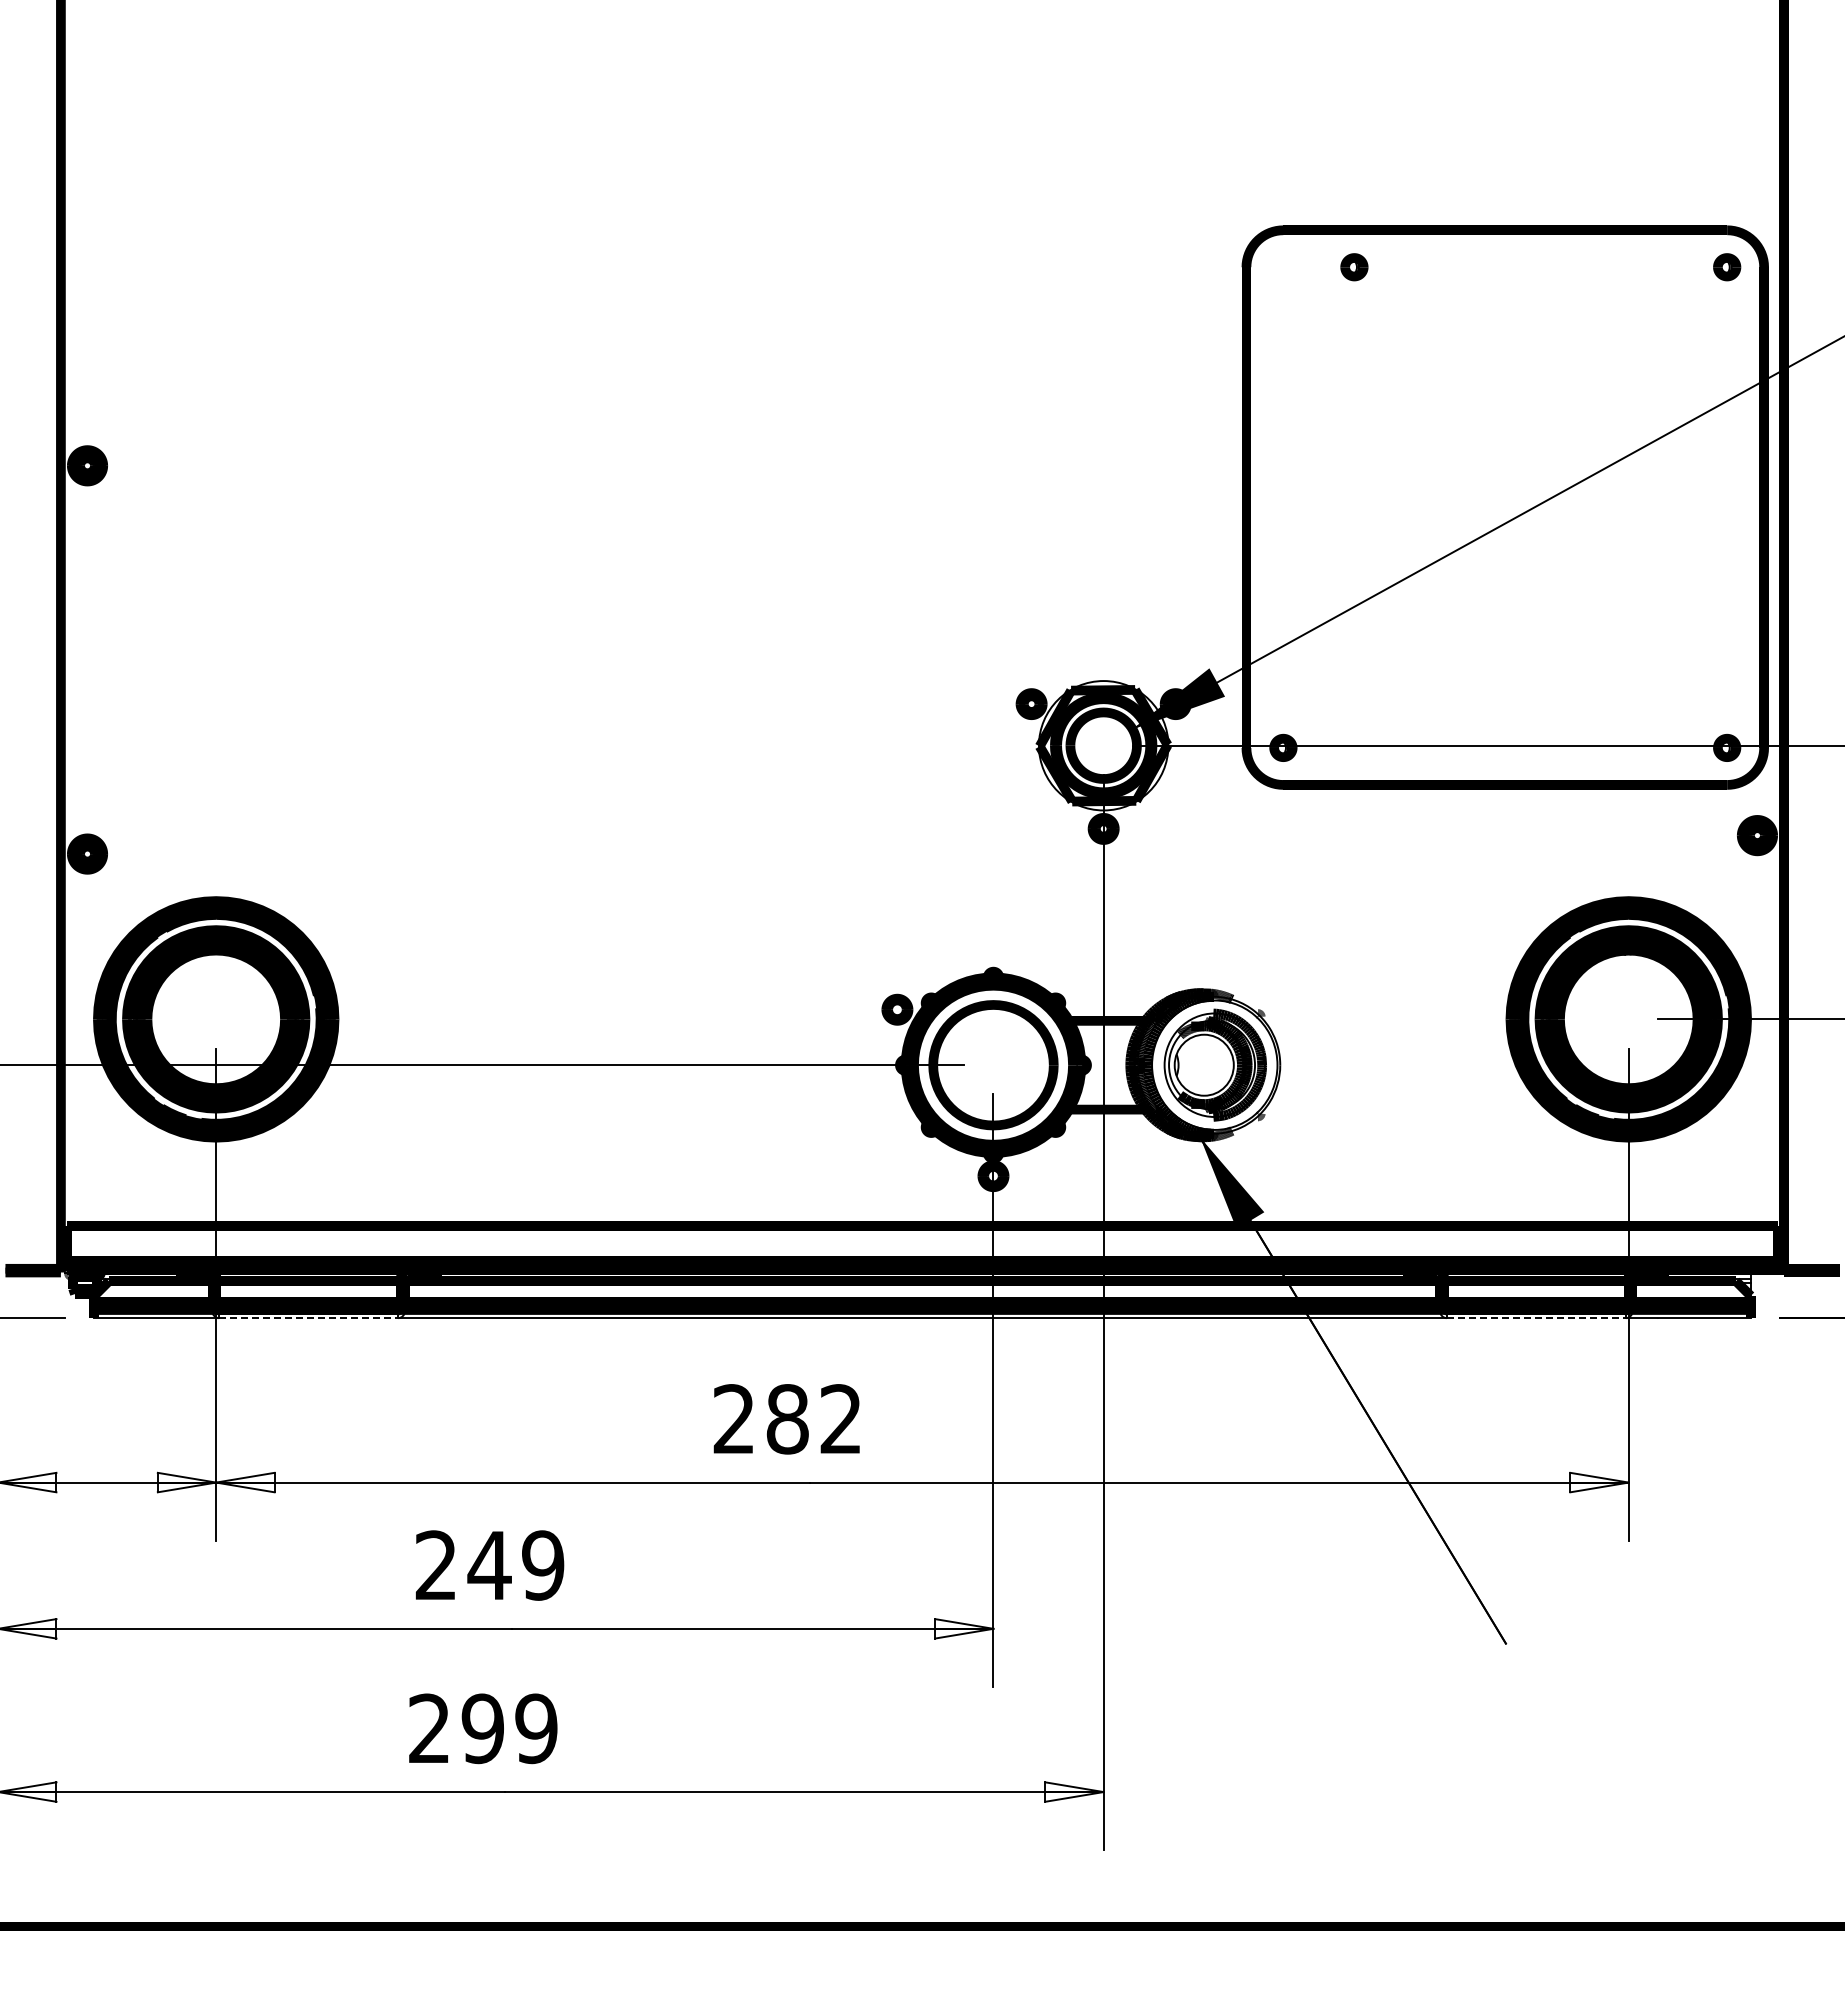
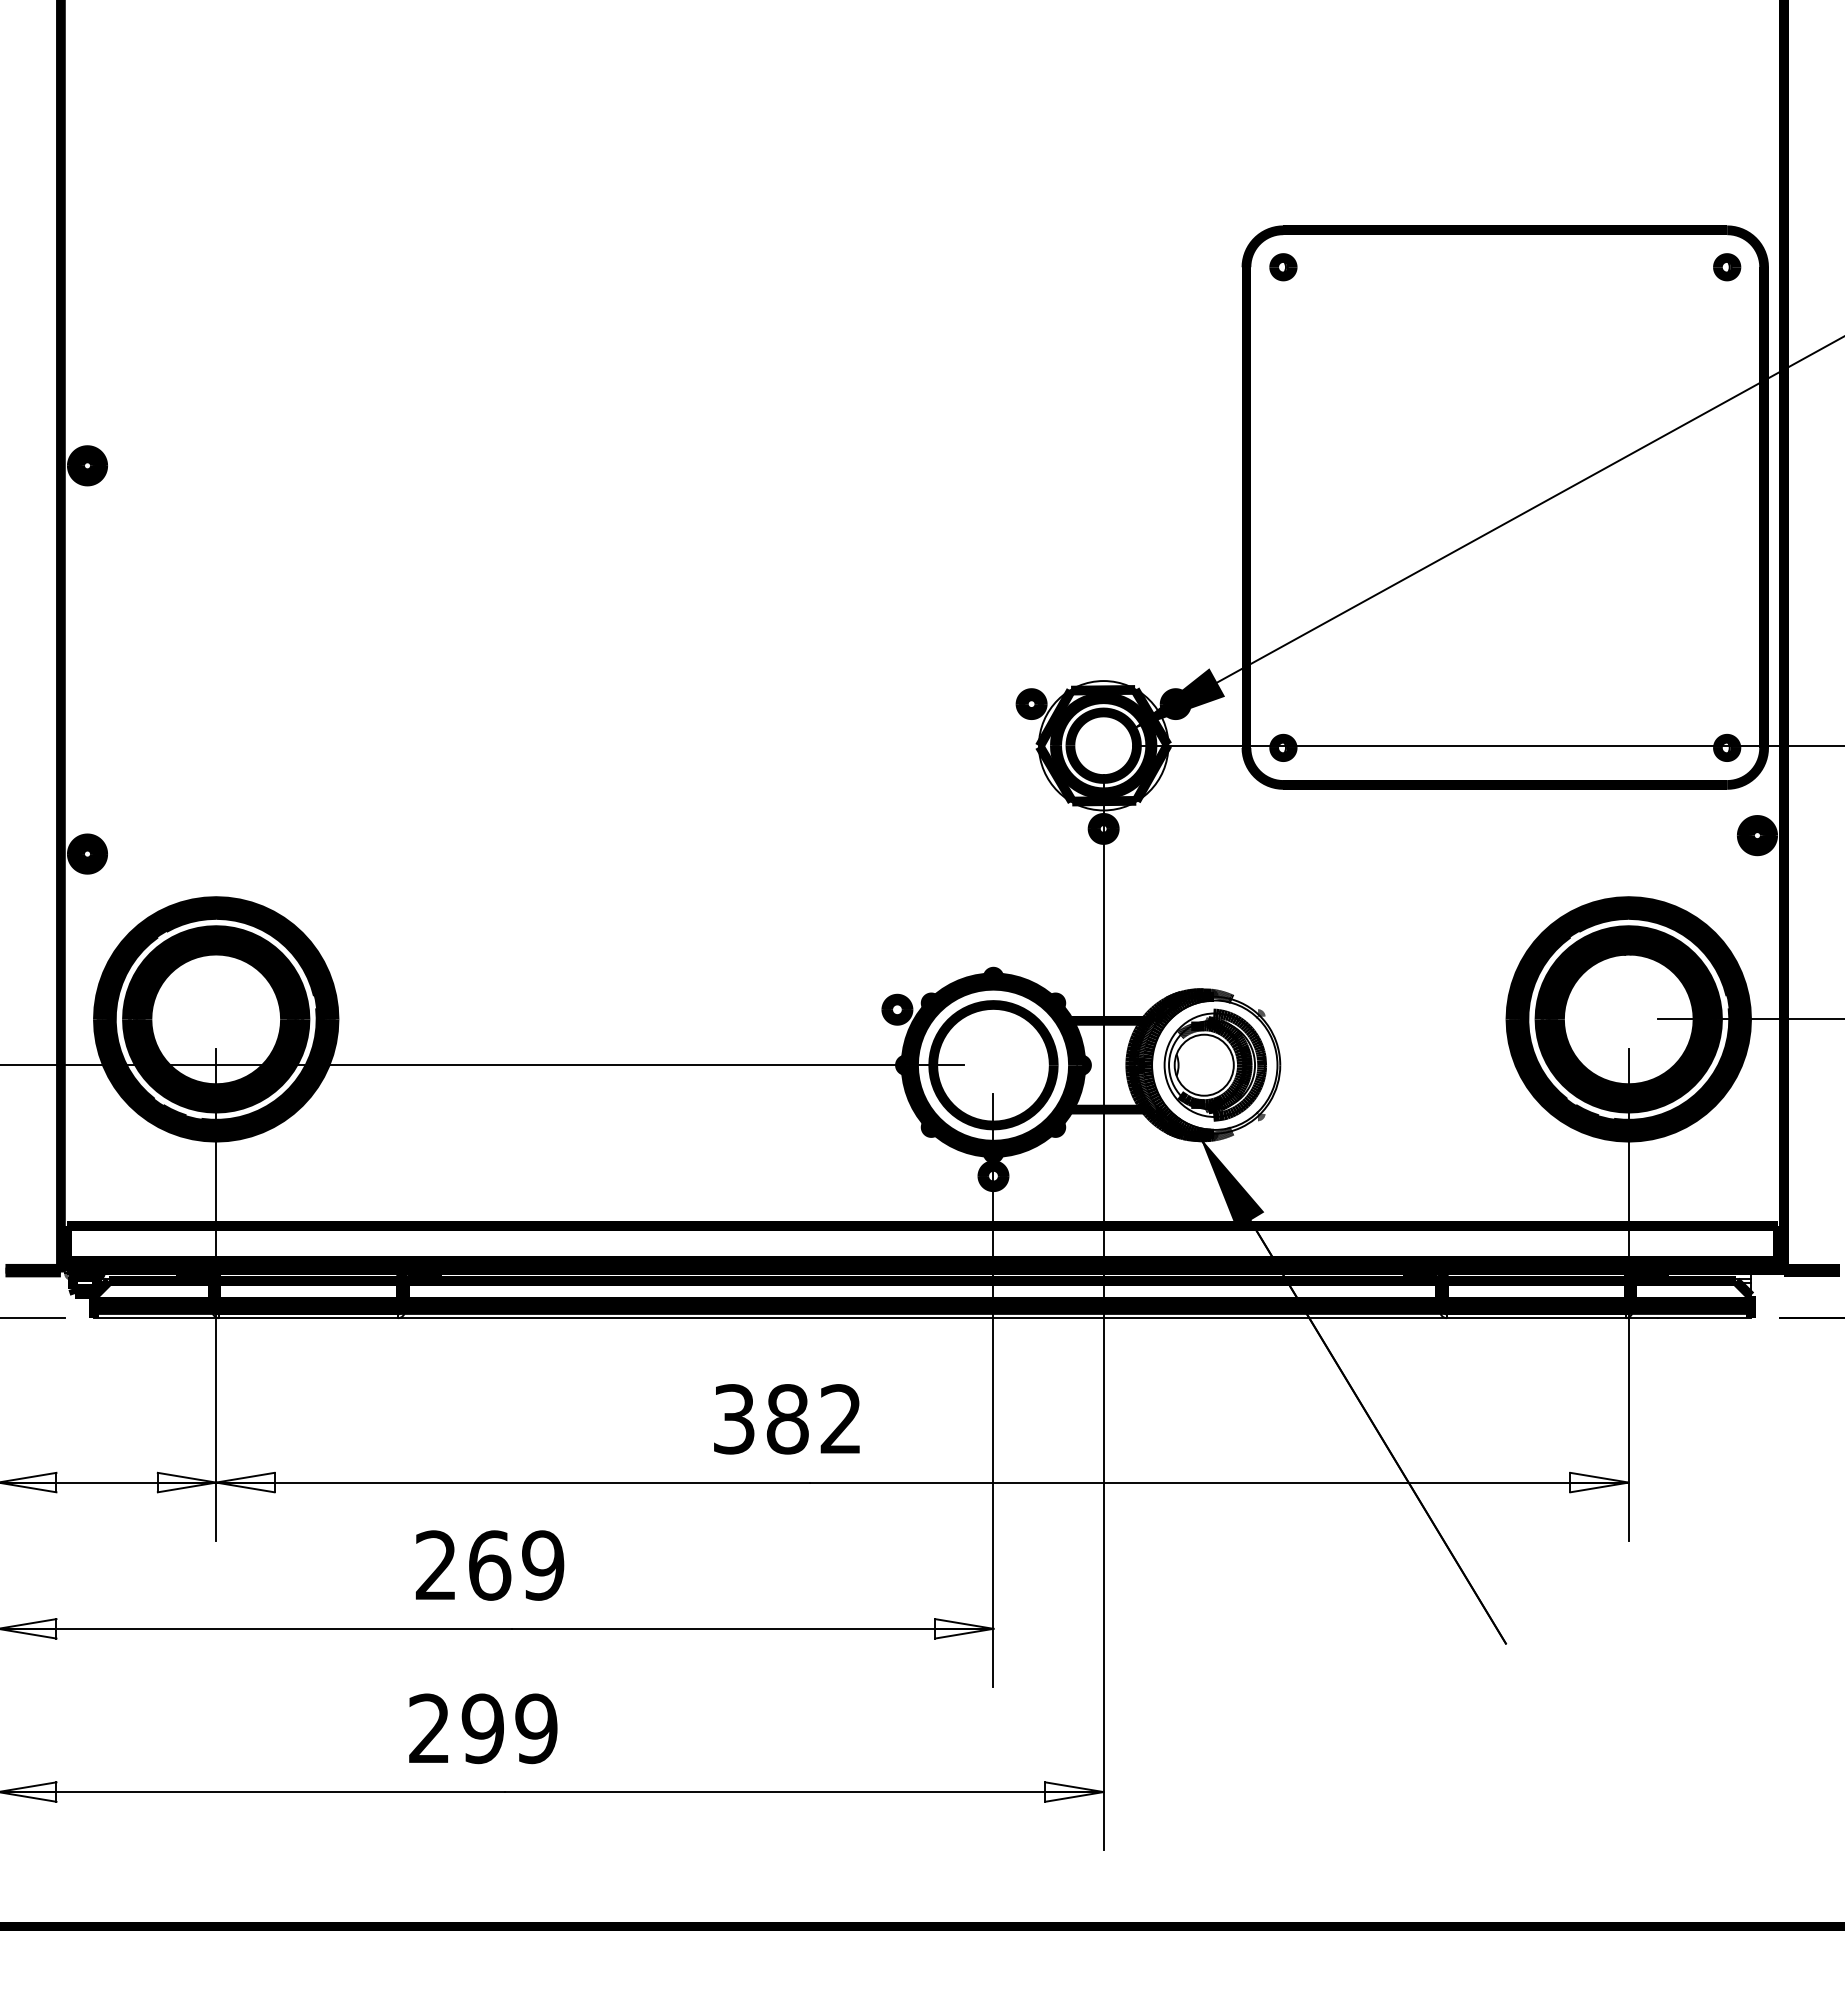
part position: (1354, 267) -> (1283, 267) (1283, 267)
line: dashed -> solid (309, 1318)
line: dashed -> solid (1536, 1318)
text: 282 -> 382 (733, 1419)
text: 249 -> 269 (489, 1565)
